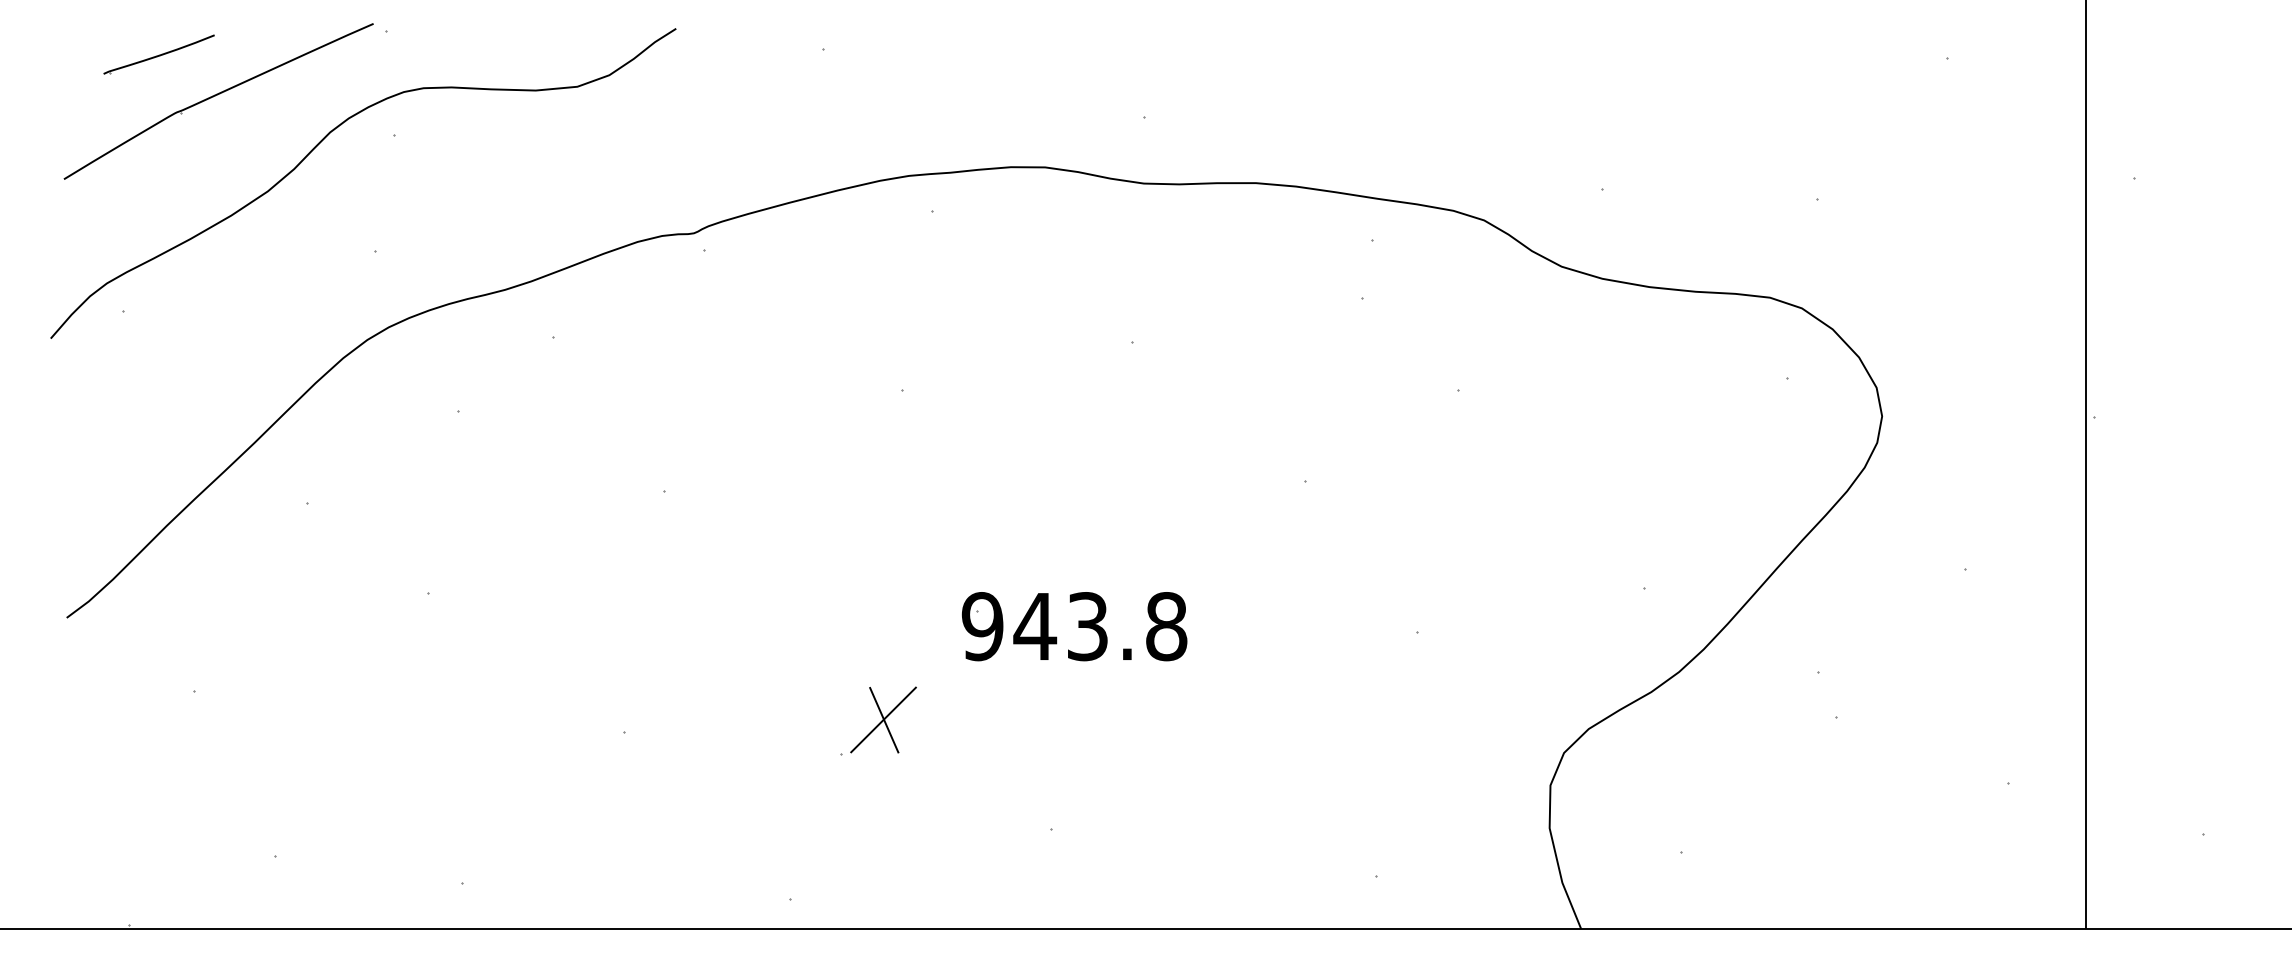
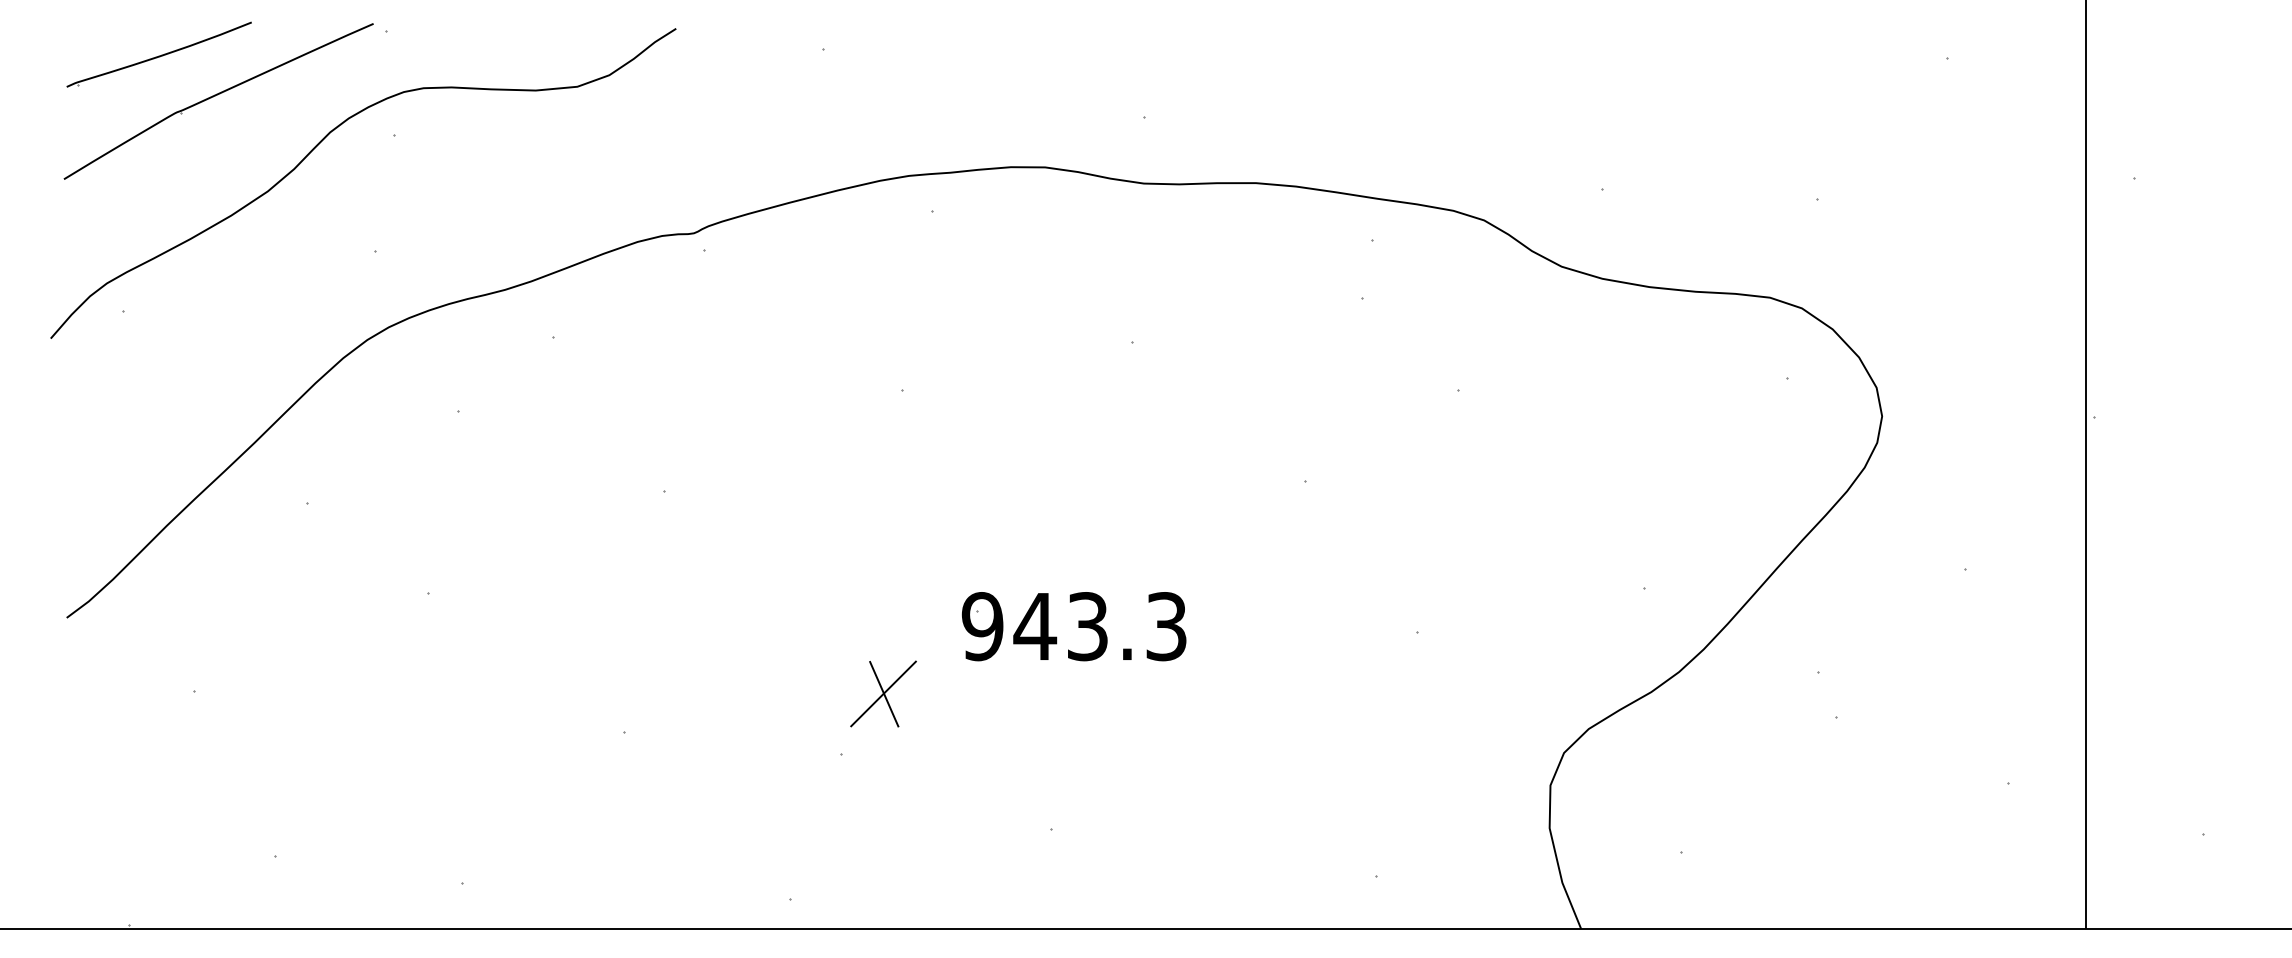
part size: 112x41 px -> 186x67 px (158, 54)
text: 943.8 -> 943.3 (1166, 626)
part position: (883, 719) -> (883, 693) (883, 693)
